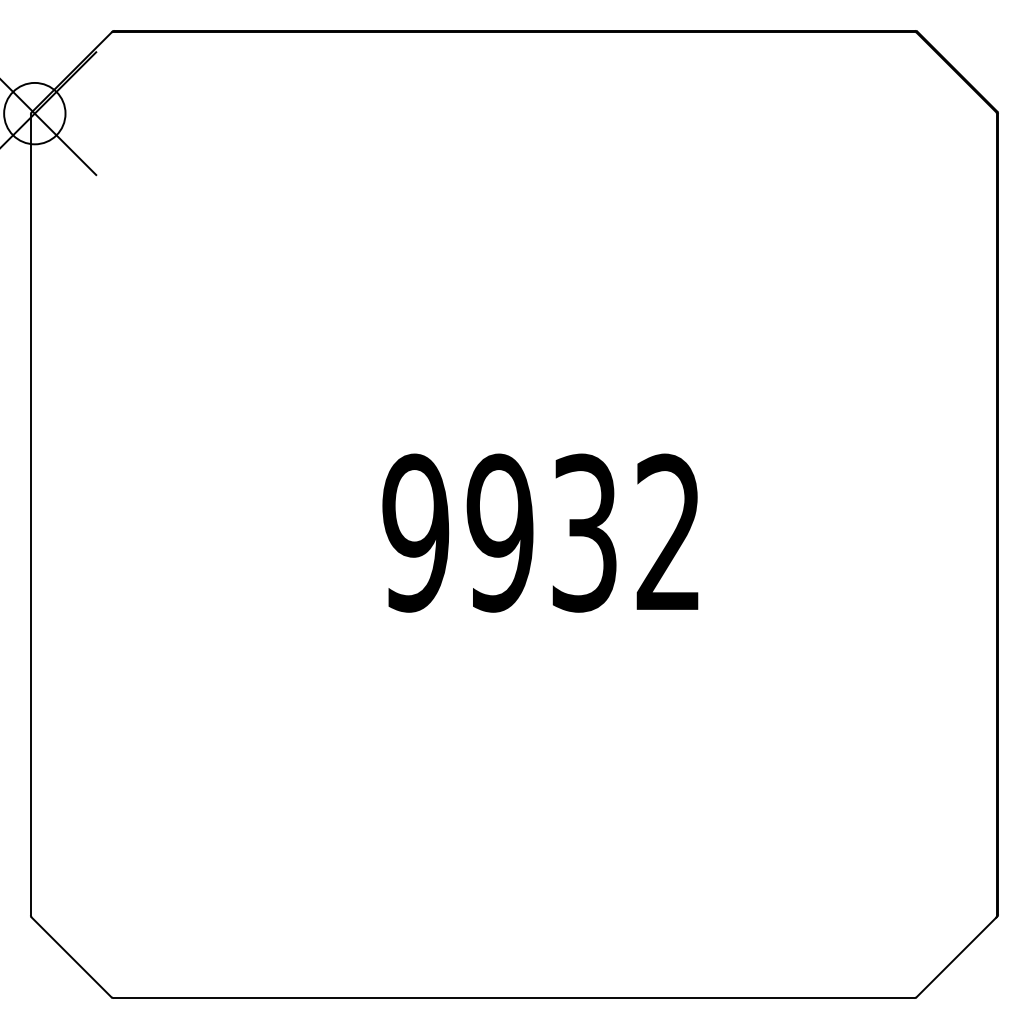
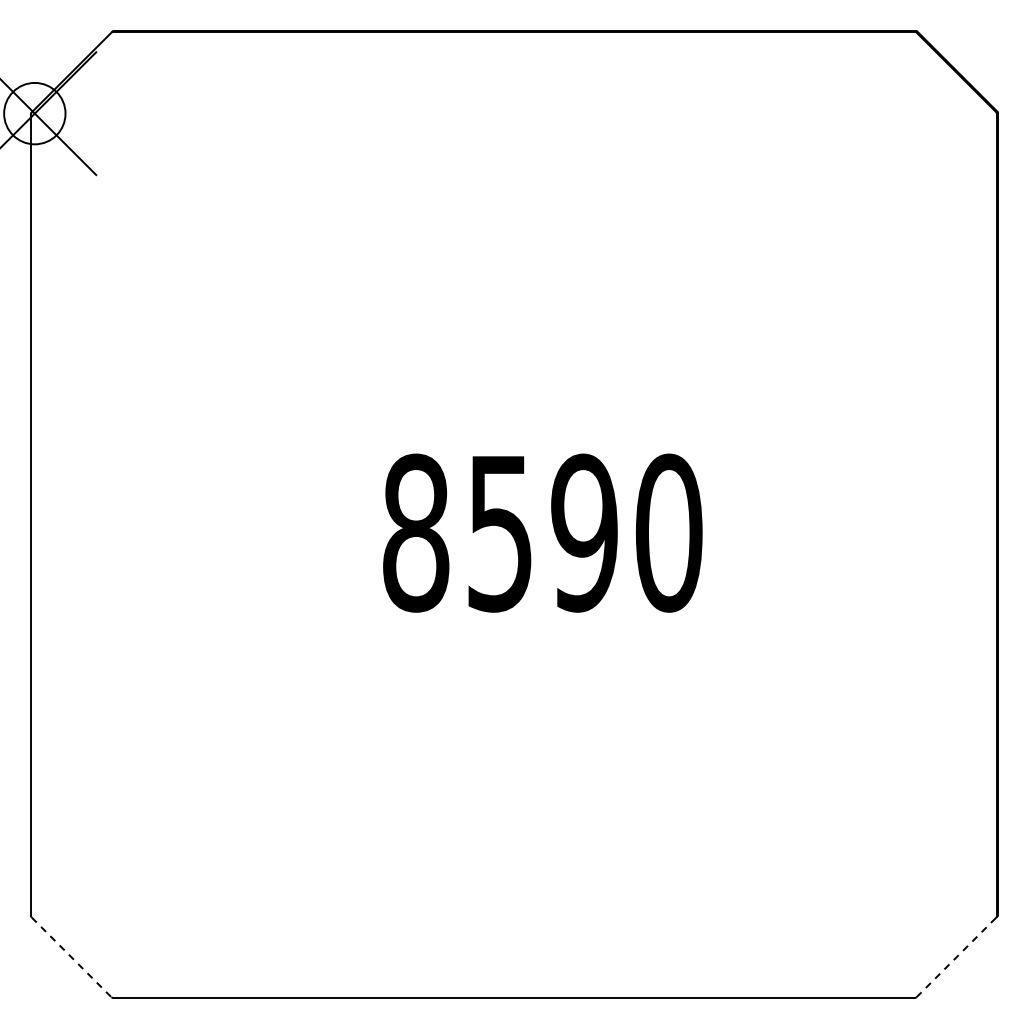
text: 9932 -> 8590 (542, 532)
line: solid -> dashed (71, 957)
line: solid -> dashed (956, 957)
